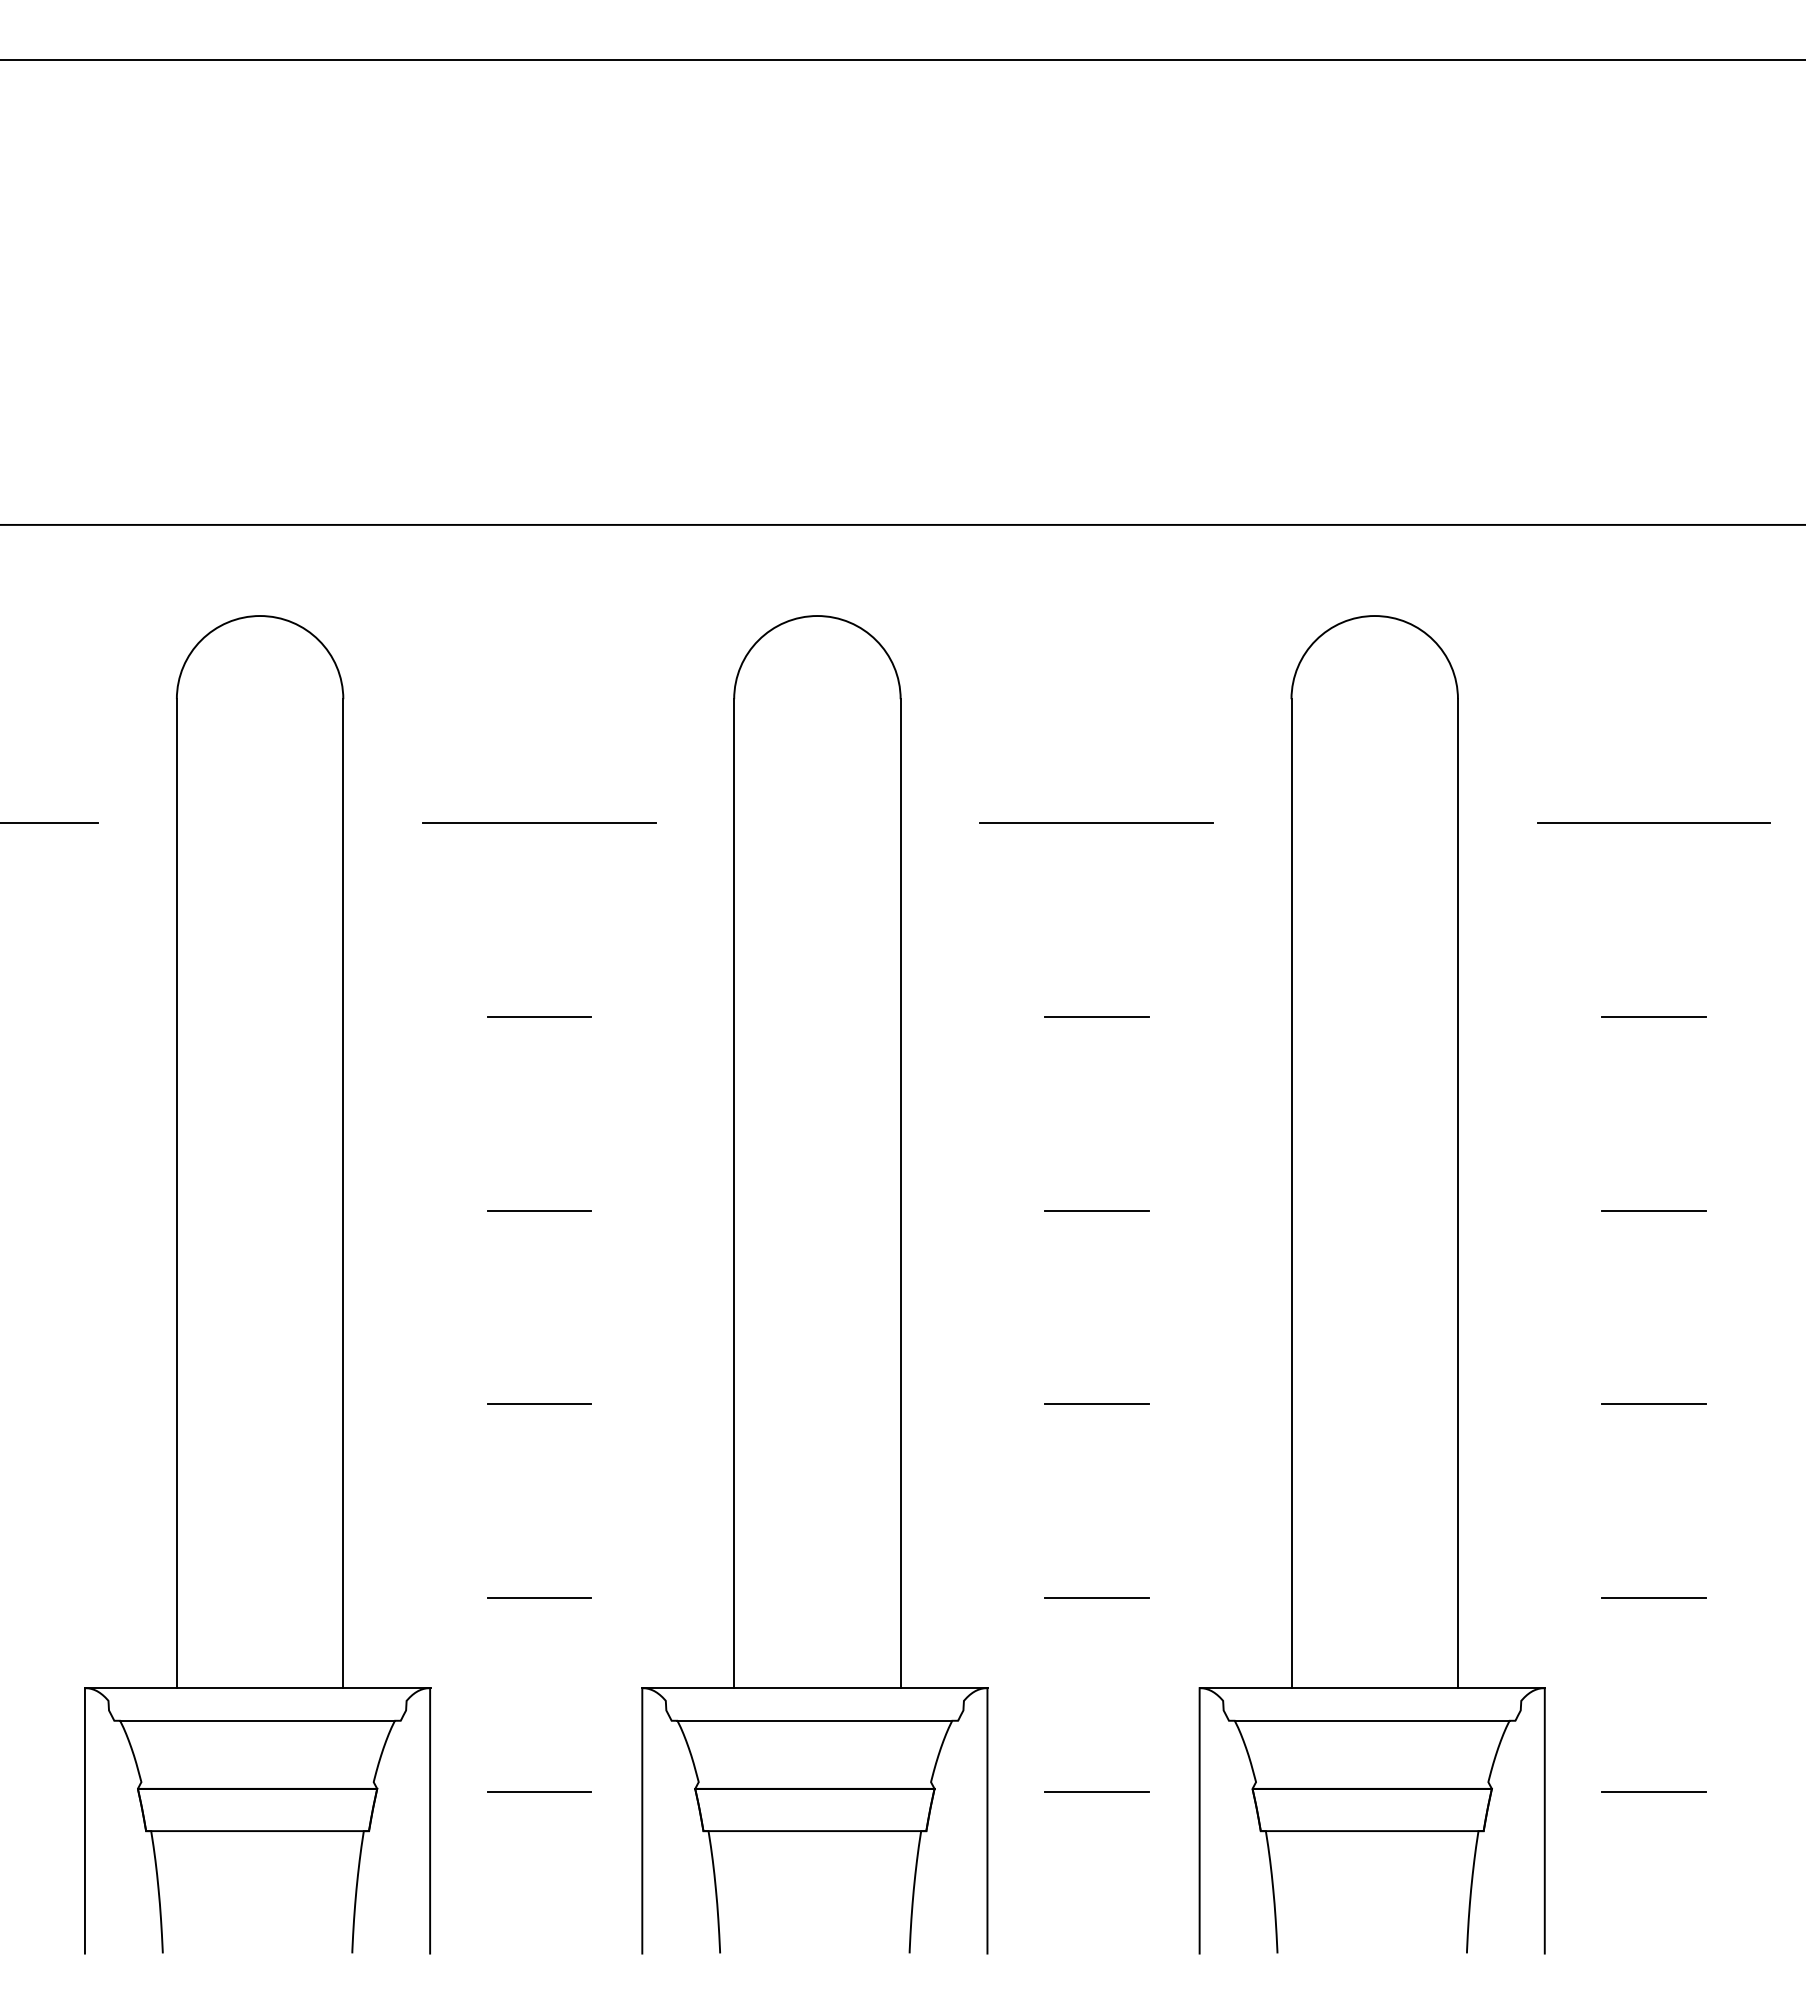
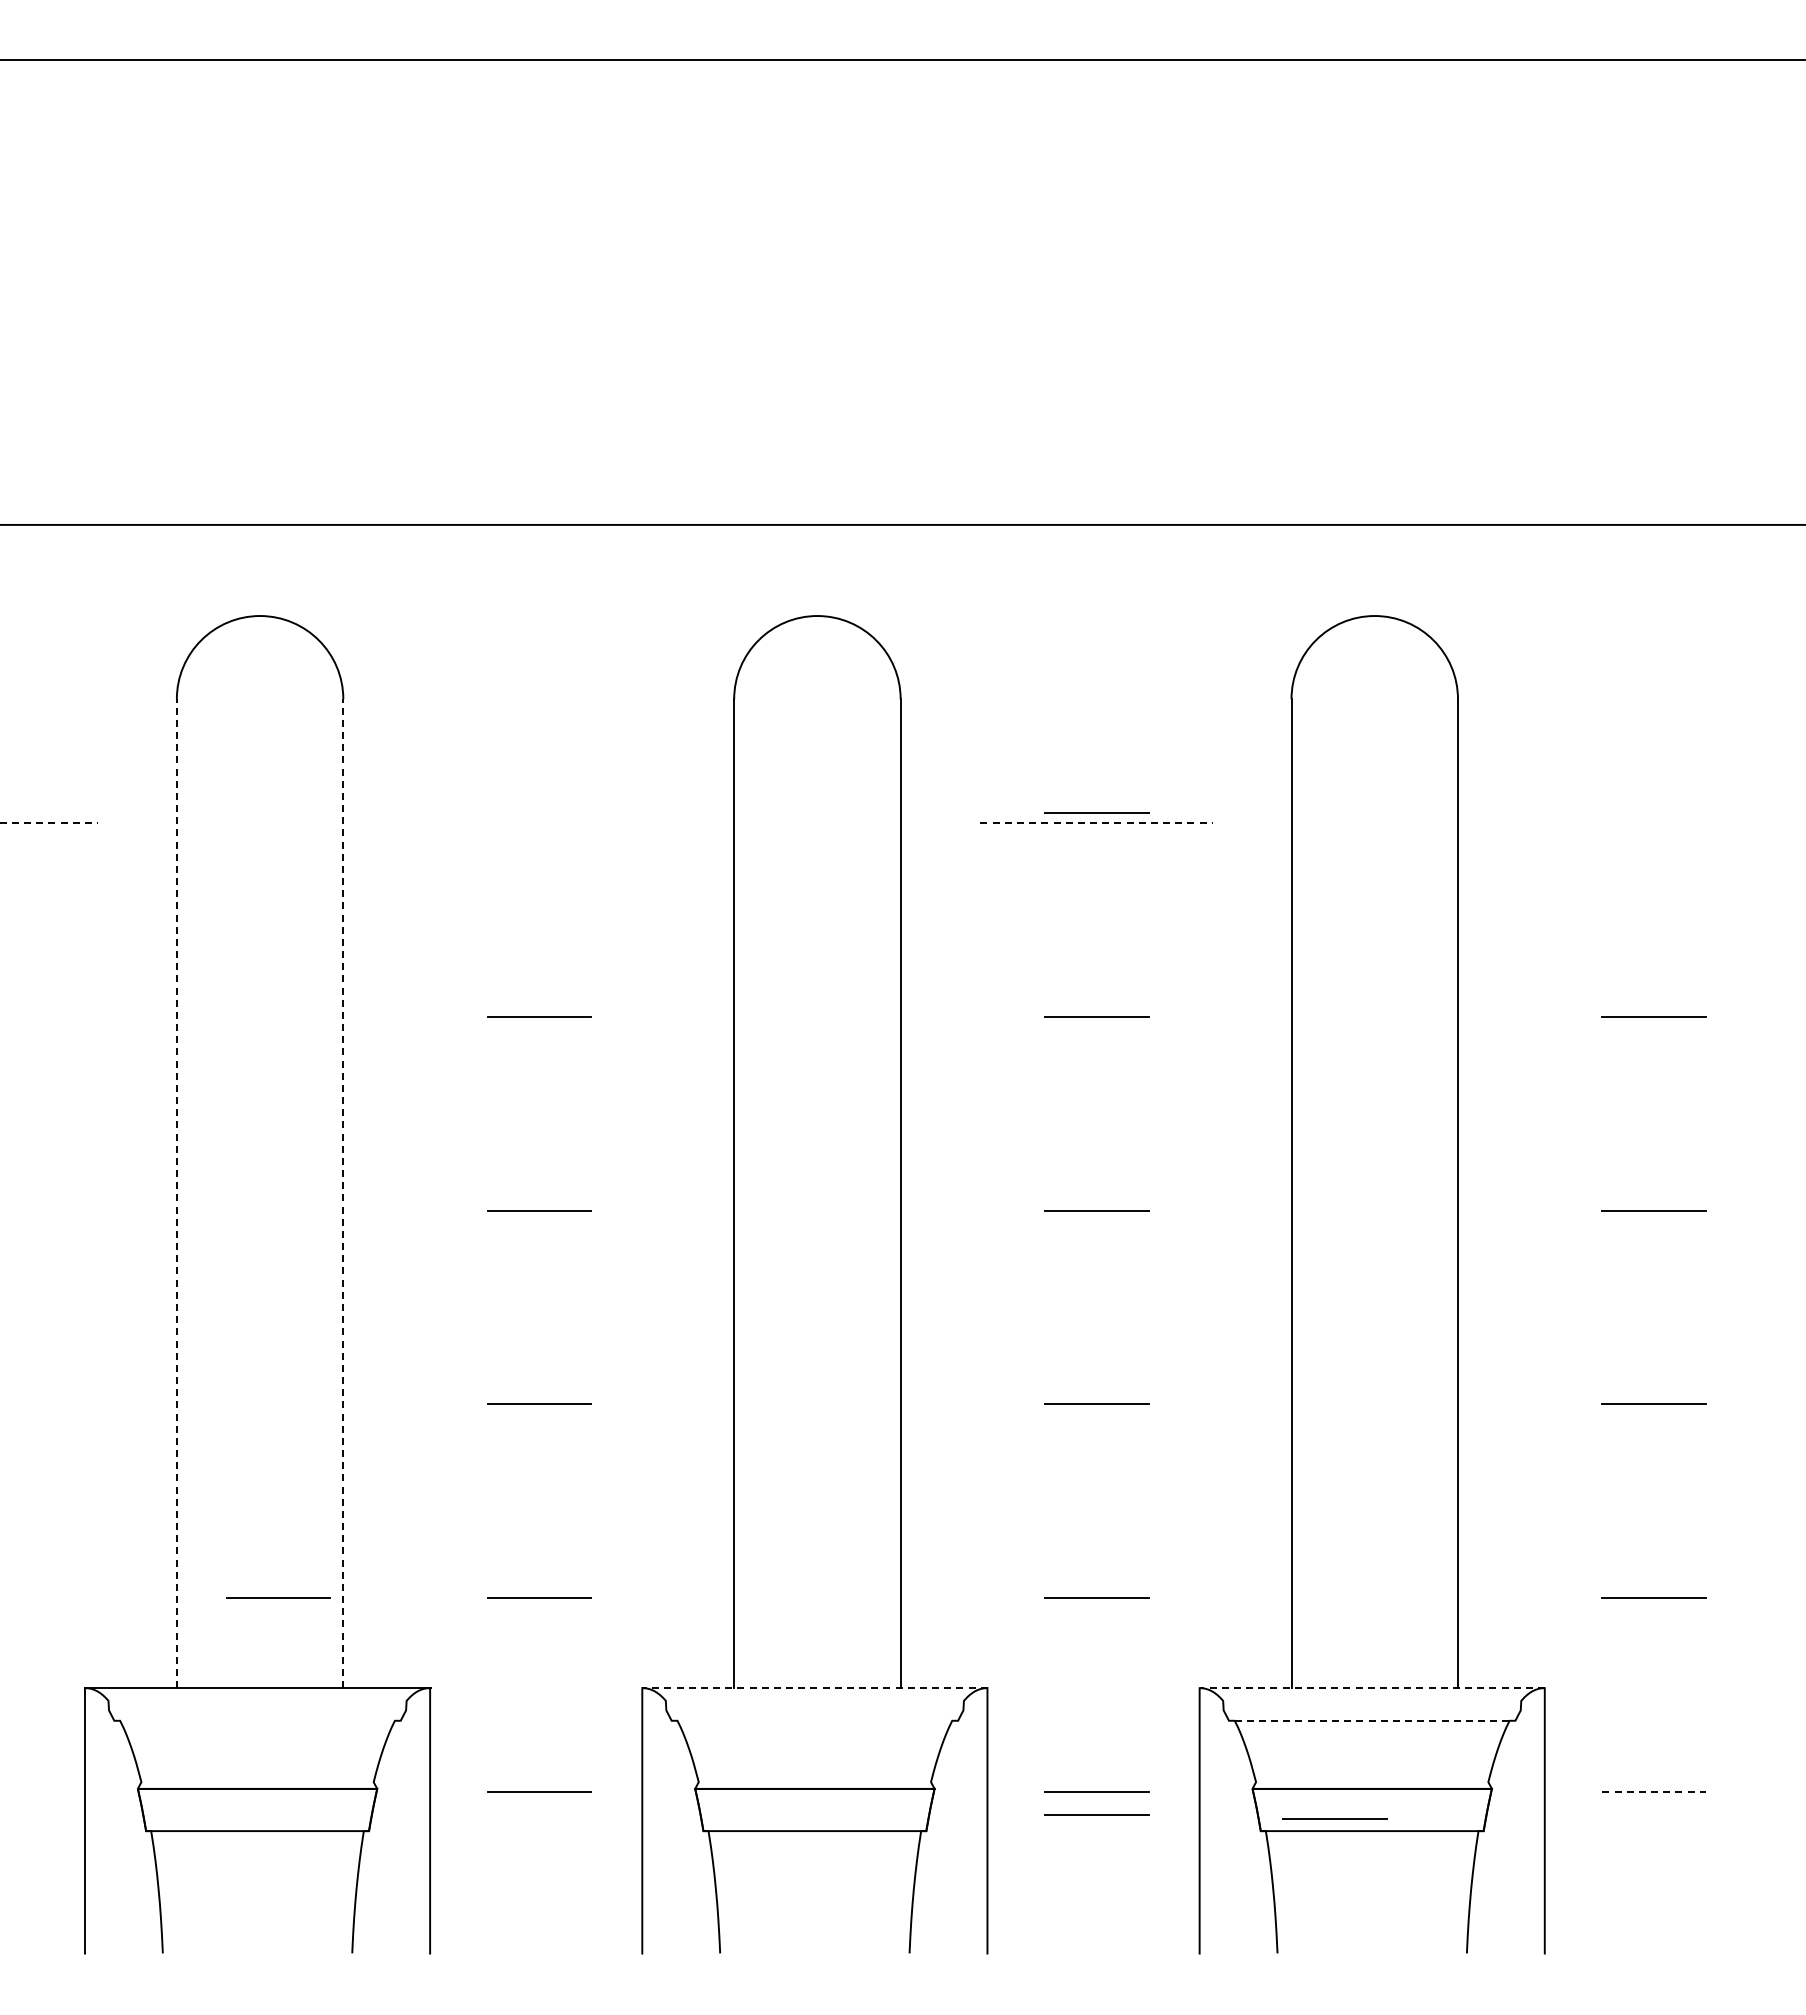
line: none -> present (1096, 812)
line: solid -> dashed (49, 822)
line: present -> none (539, 822)
line: solid -> dashed (1097, 822)
line: present -> none (1653, 822)
line: solid -> dashed (176, 1193)
line: solid -> dashed (343, 1193)
line: none -> present (278, 1597)
line: solid -> dashed (815, 1688)
line: solid -> dashed (1372, 1688)
line: present -> none (256, 1720)
line: present -> none (814, 1720)
line: solid -> dashed (1372, 1720)
line: solid -> dashed (1654, 1792)
line: none -> present (1096, 1814)
line: none -> present (1334, 1818)
